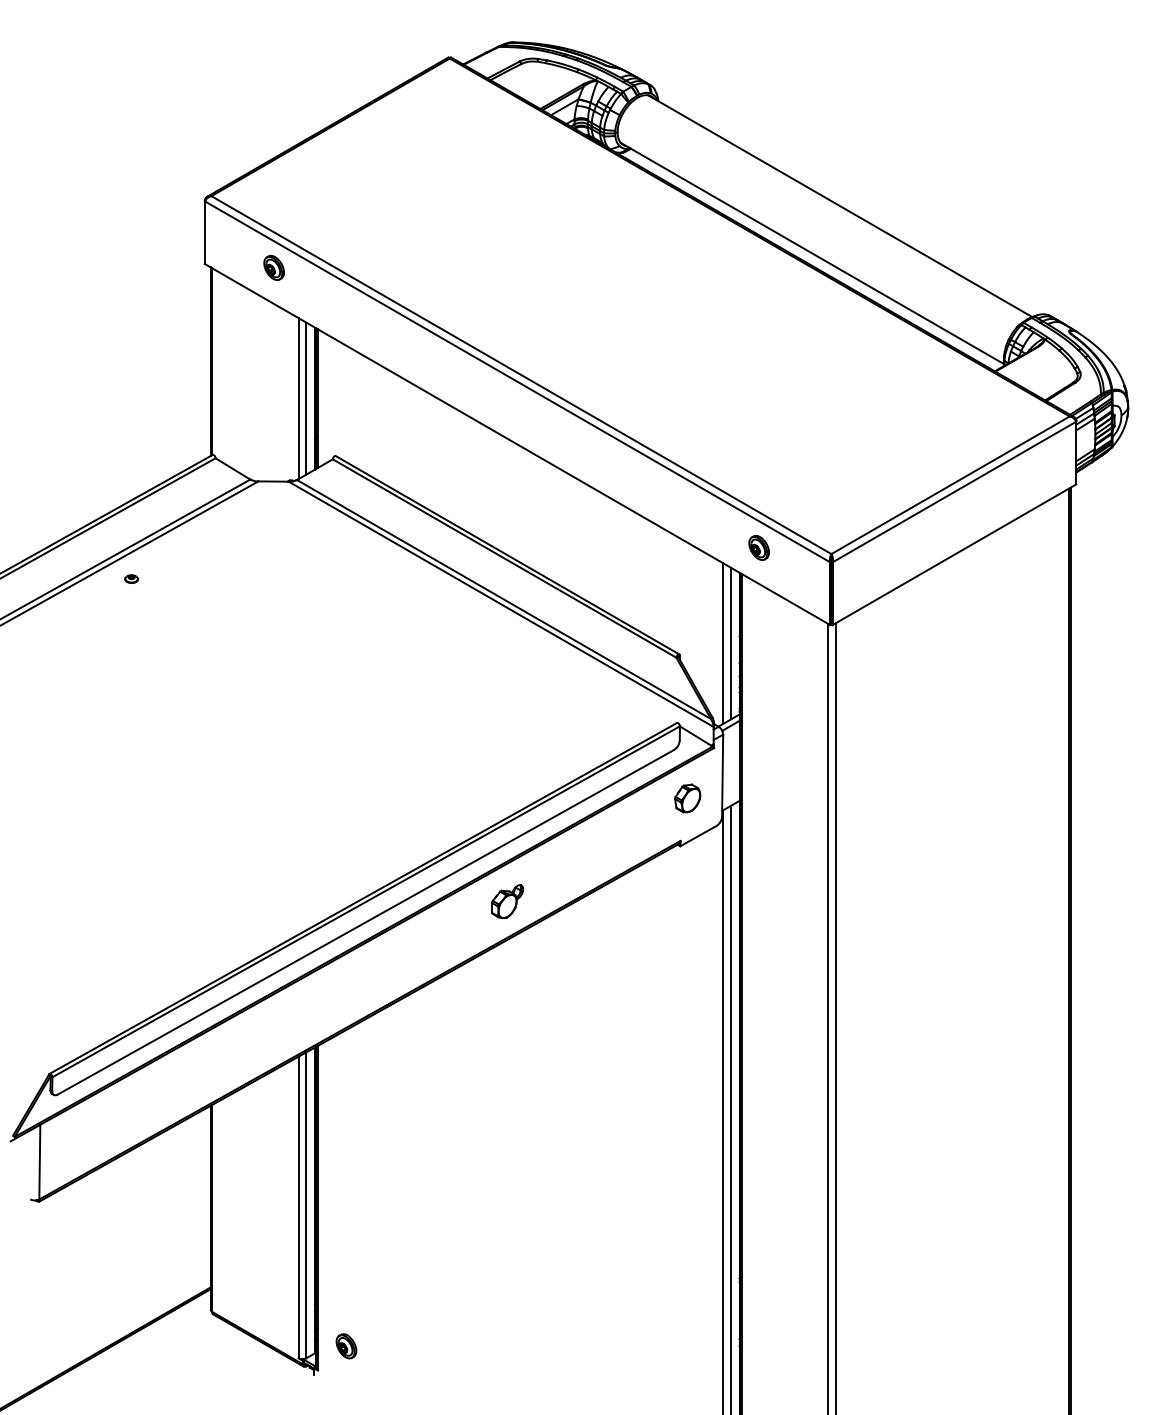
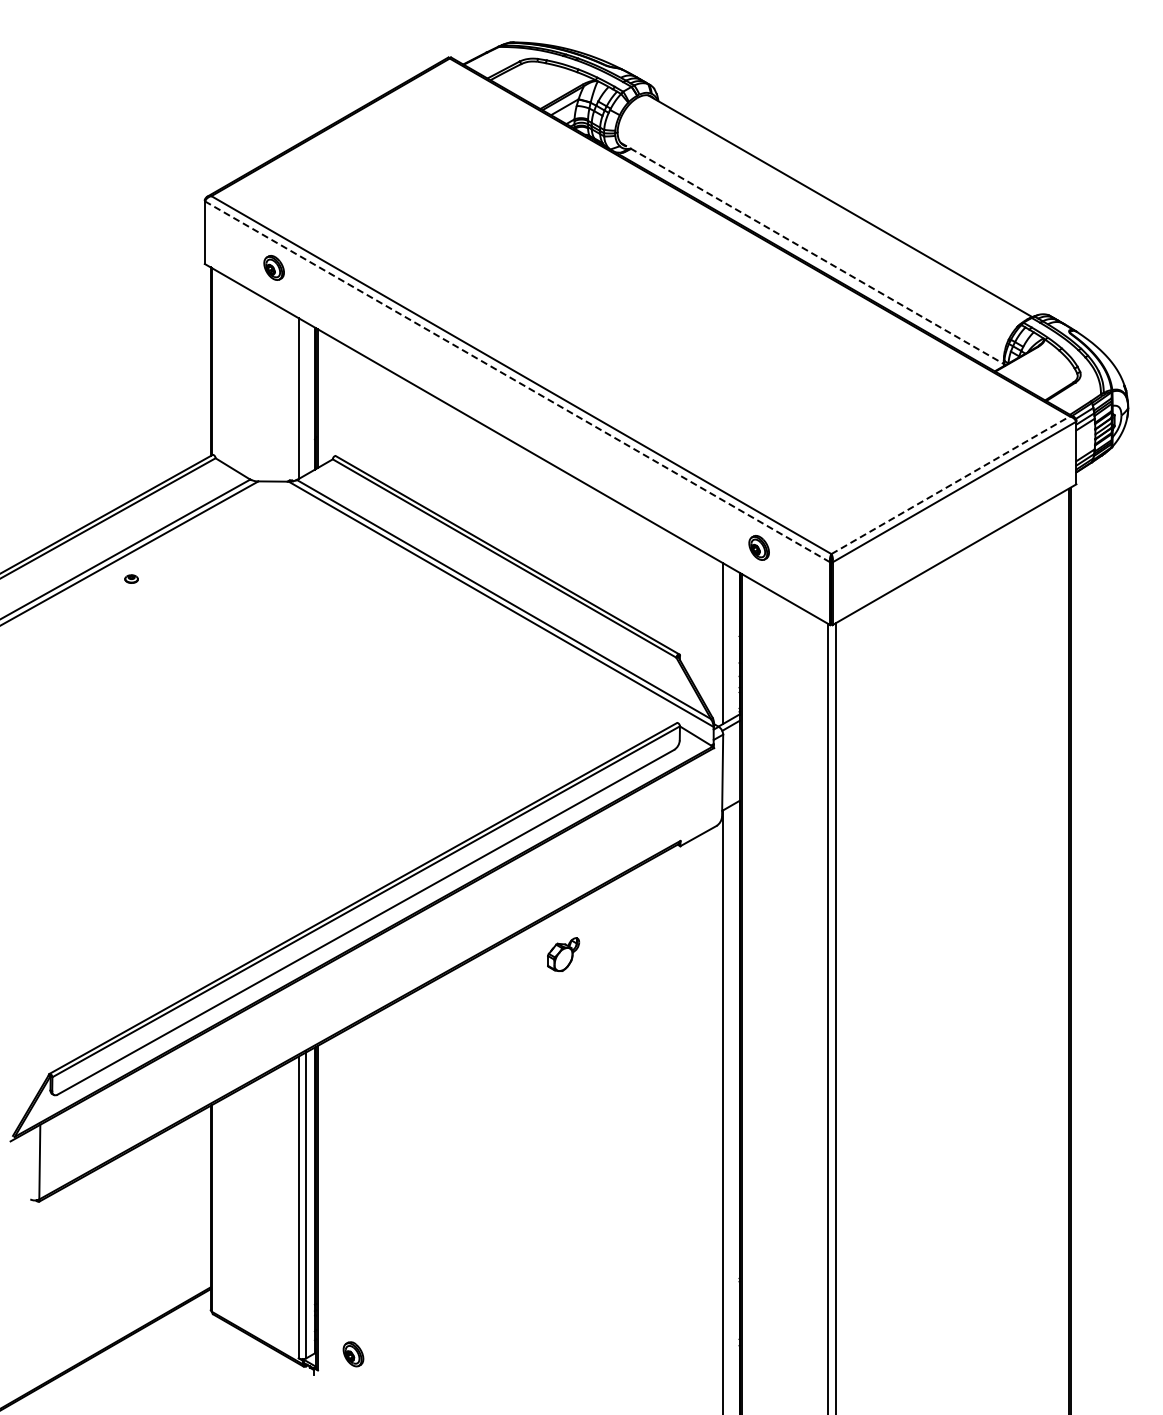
line: solid -> dashed (812, 253)
line: solid -> dashed (518, 382)
line: present -> none (306, 398)
line: solid -> dashed (950, 485)
line: present -> none (730, 643)
part: present -> none (687, 798)
part position: (507, 901) -> (563, 954) (563, 954)
line: present -> none (730, 1108)
part position: (346, 1346) -> (353, 1354) (353, 1354)
